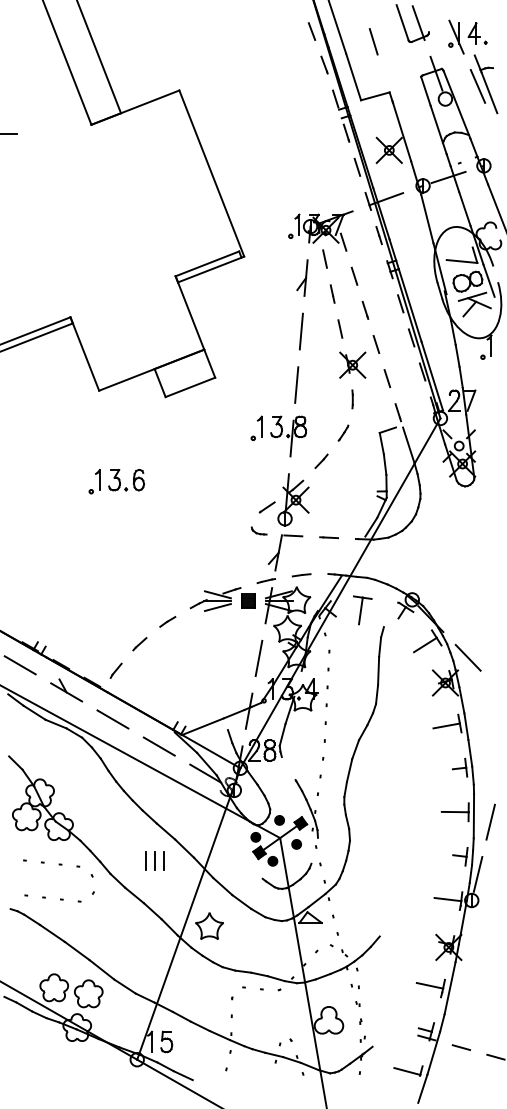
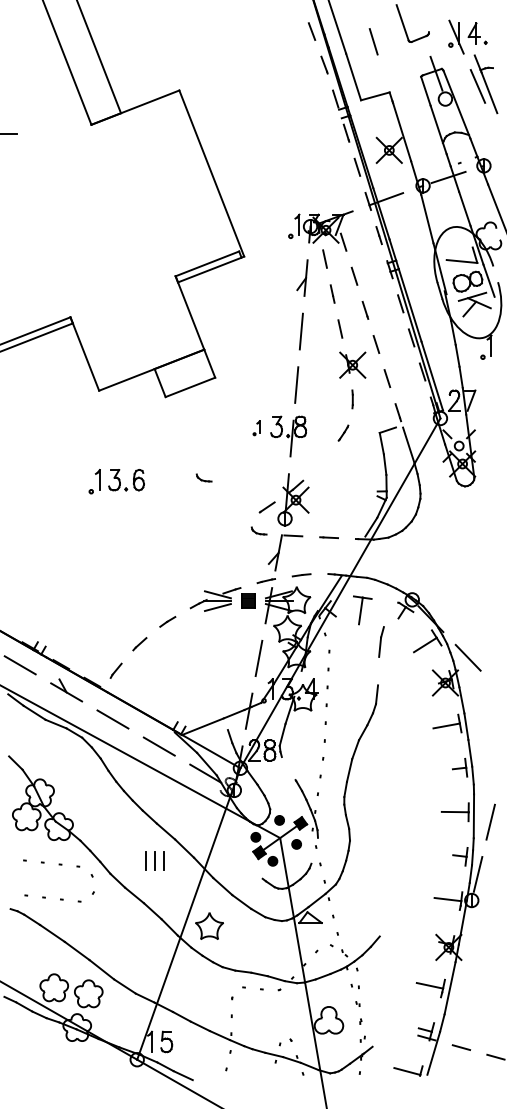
line: present -> none (418, 23)
part size: 13x26 px -> 9x17 px (256, 428)
line: present -> none (321, 460)
part: none -> present (203, 477)
line: present -> none (378, 670)
line: present -> none (422, 1088)
